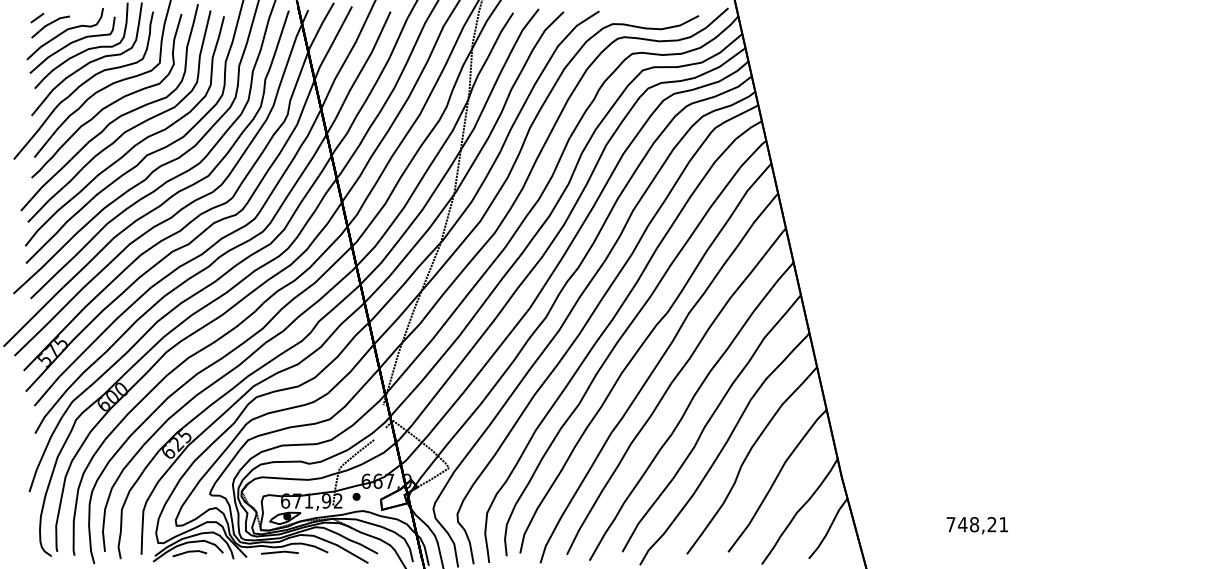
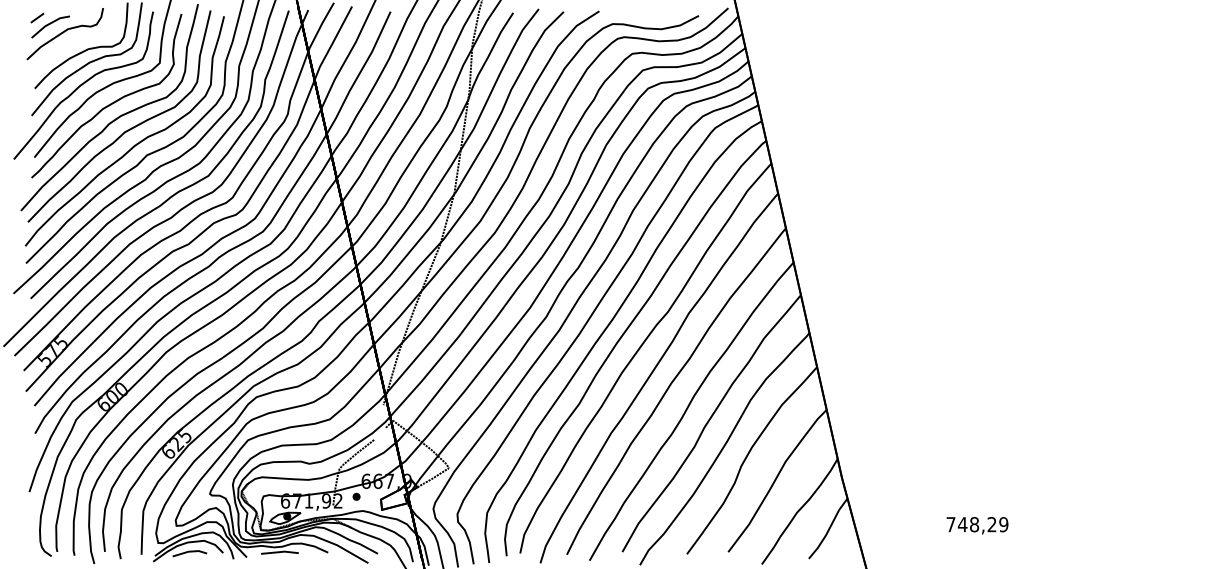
curve: present -> none (72, 43)
text: 748,21 -> 748,29 (1003, 524)
